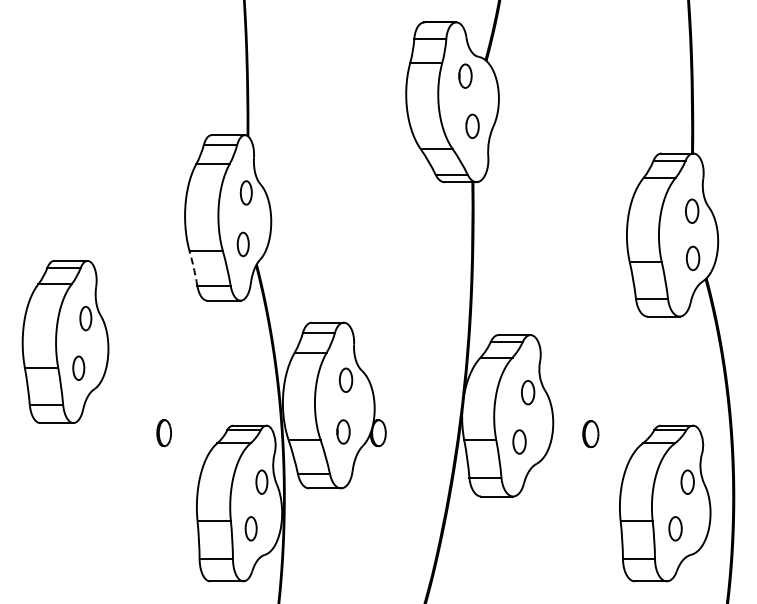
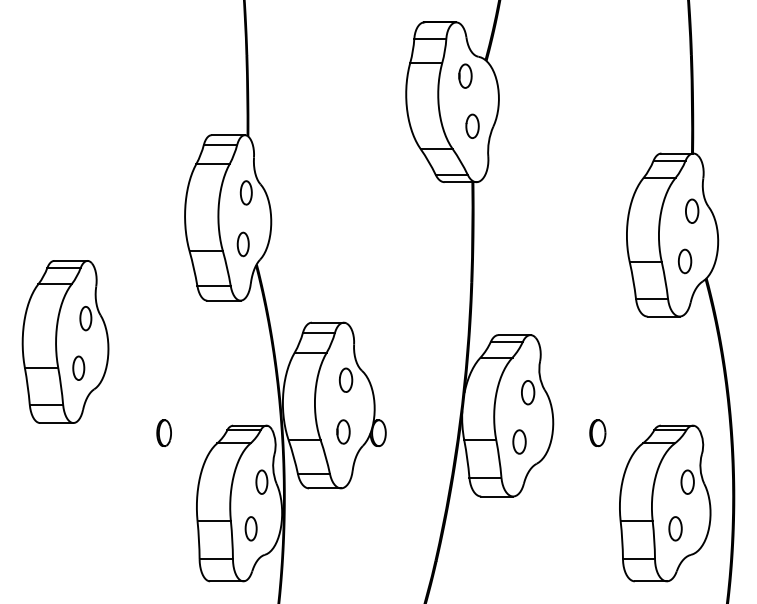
part position: (692, 258) -> (684, 261) (684, 261)
arc: dashed -> solid (193, 268)
part position: (590, 434) -> (597, 433) (597, 433)
